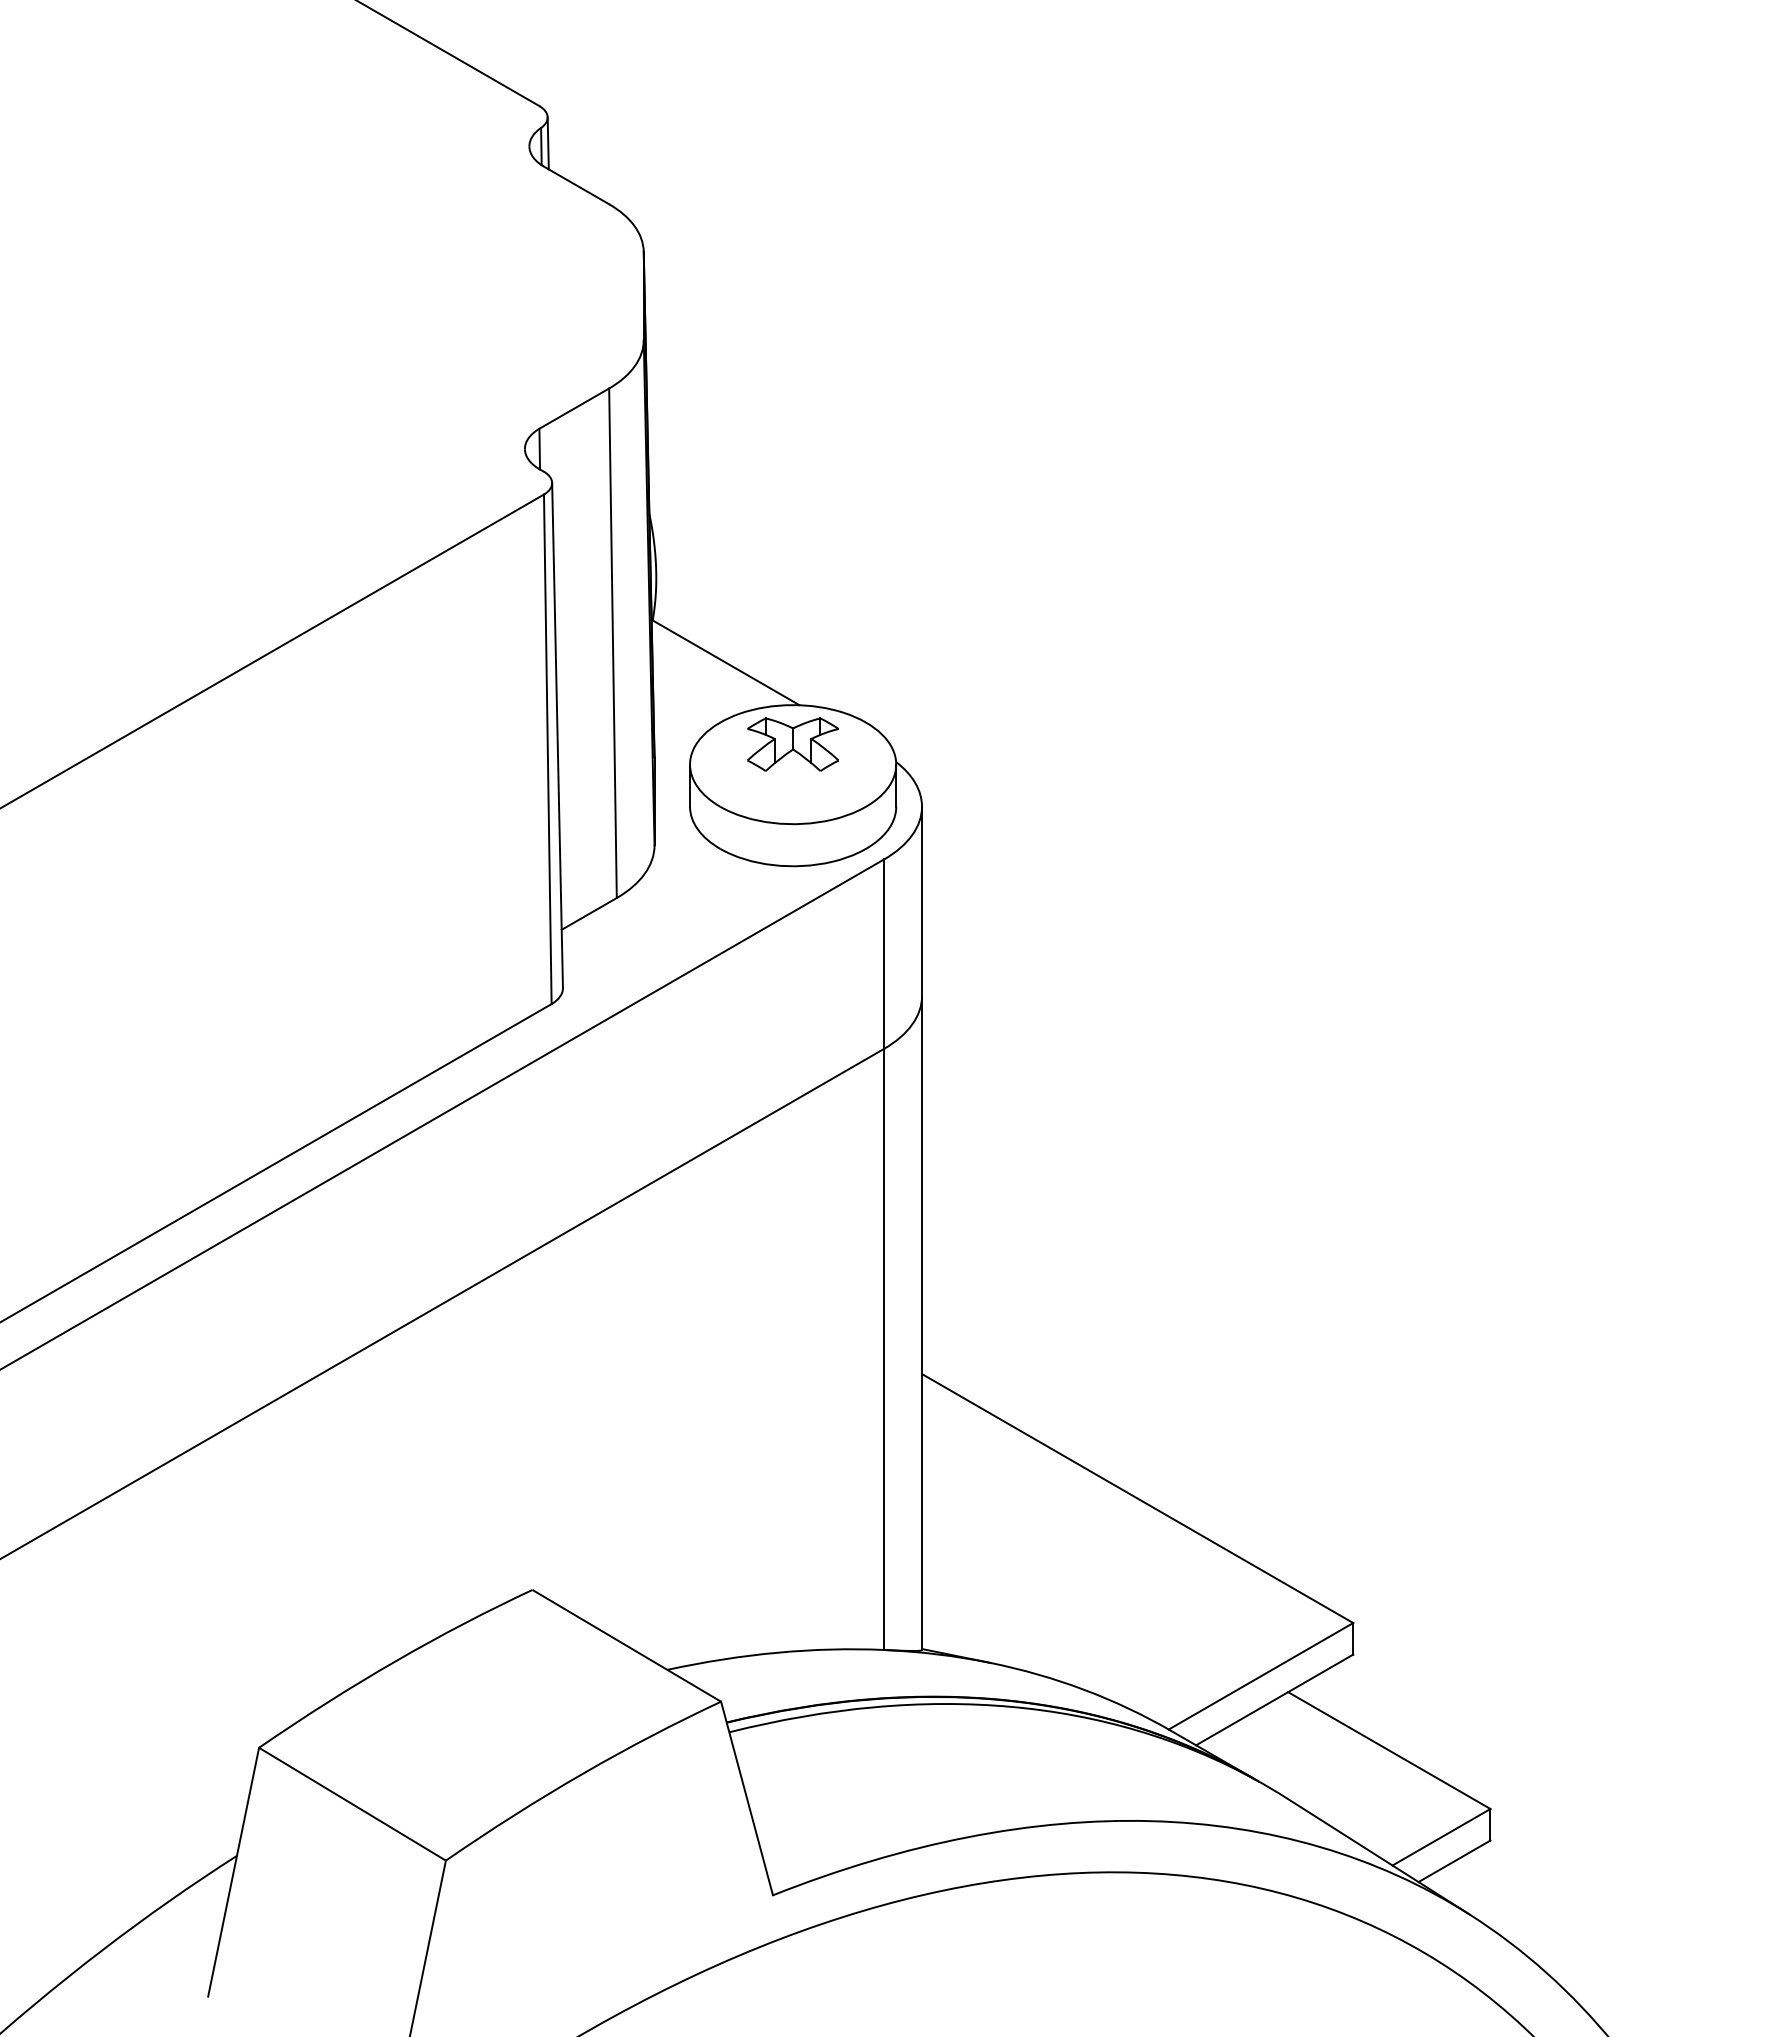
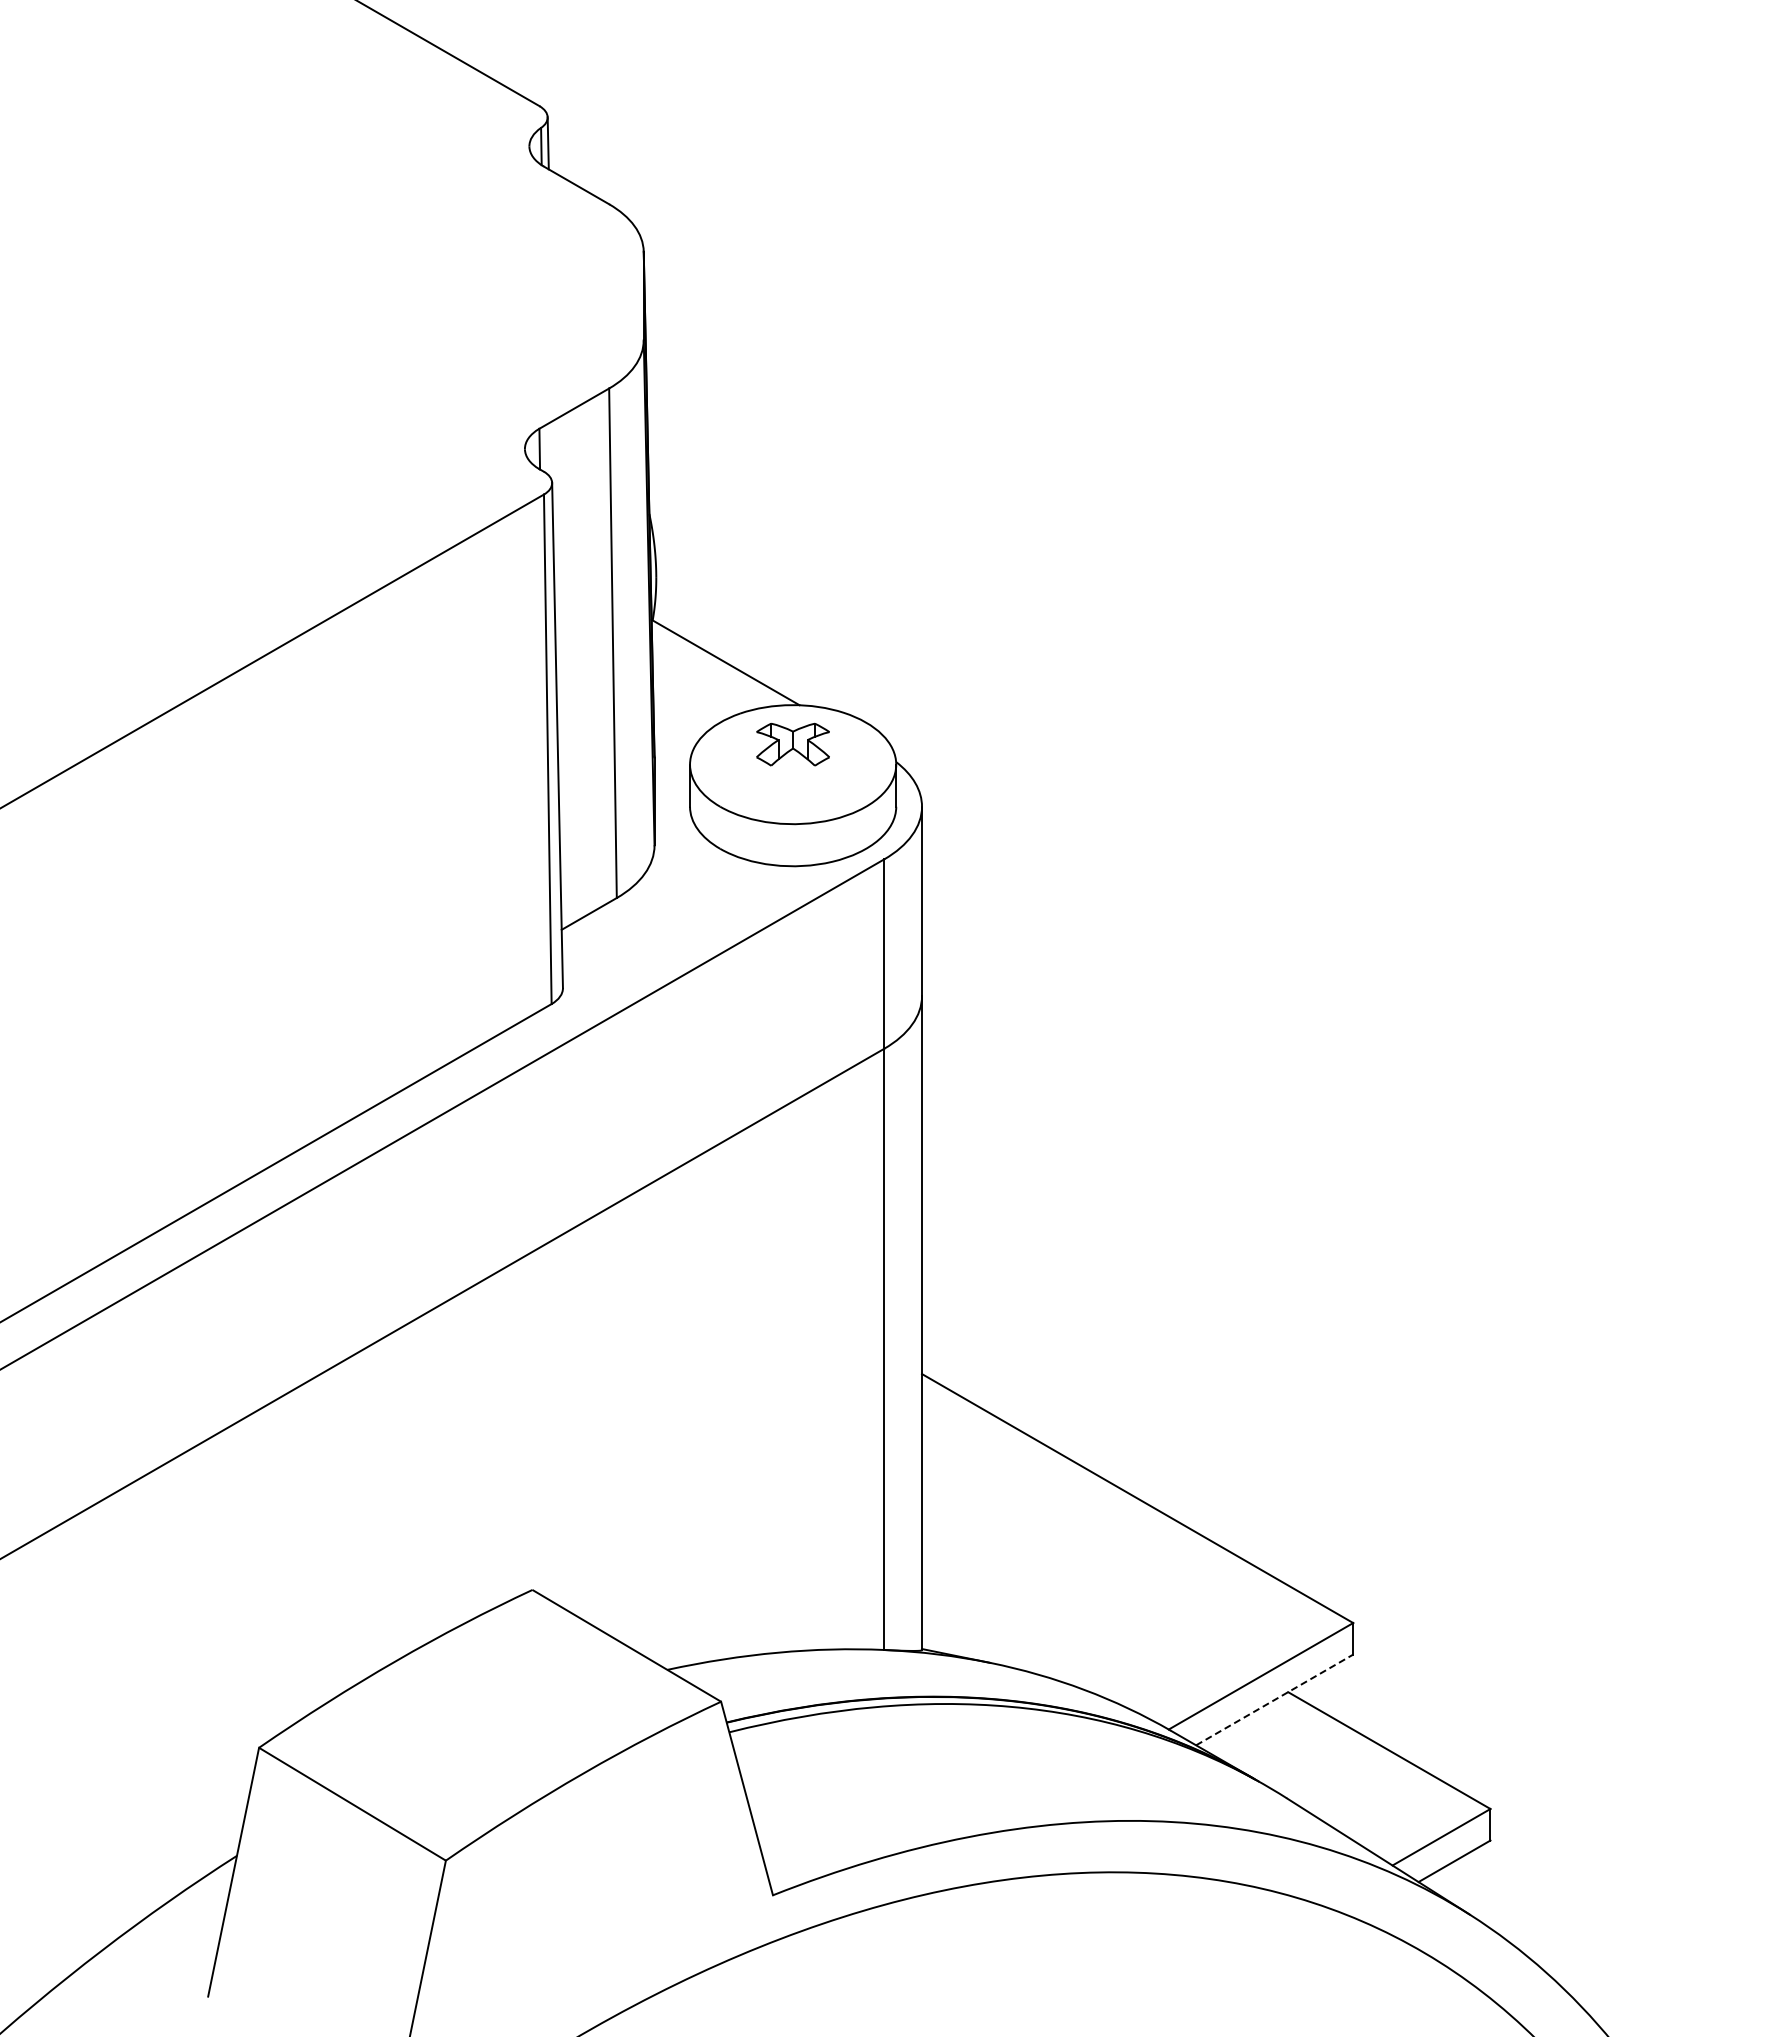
part size: 92x55 px -> 74x45 px (792, 744)
line: solid -> dashed (1274, 1699)
